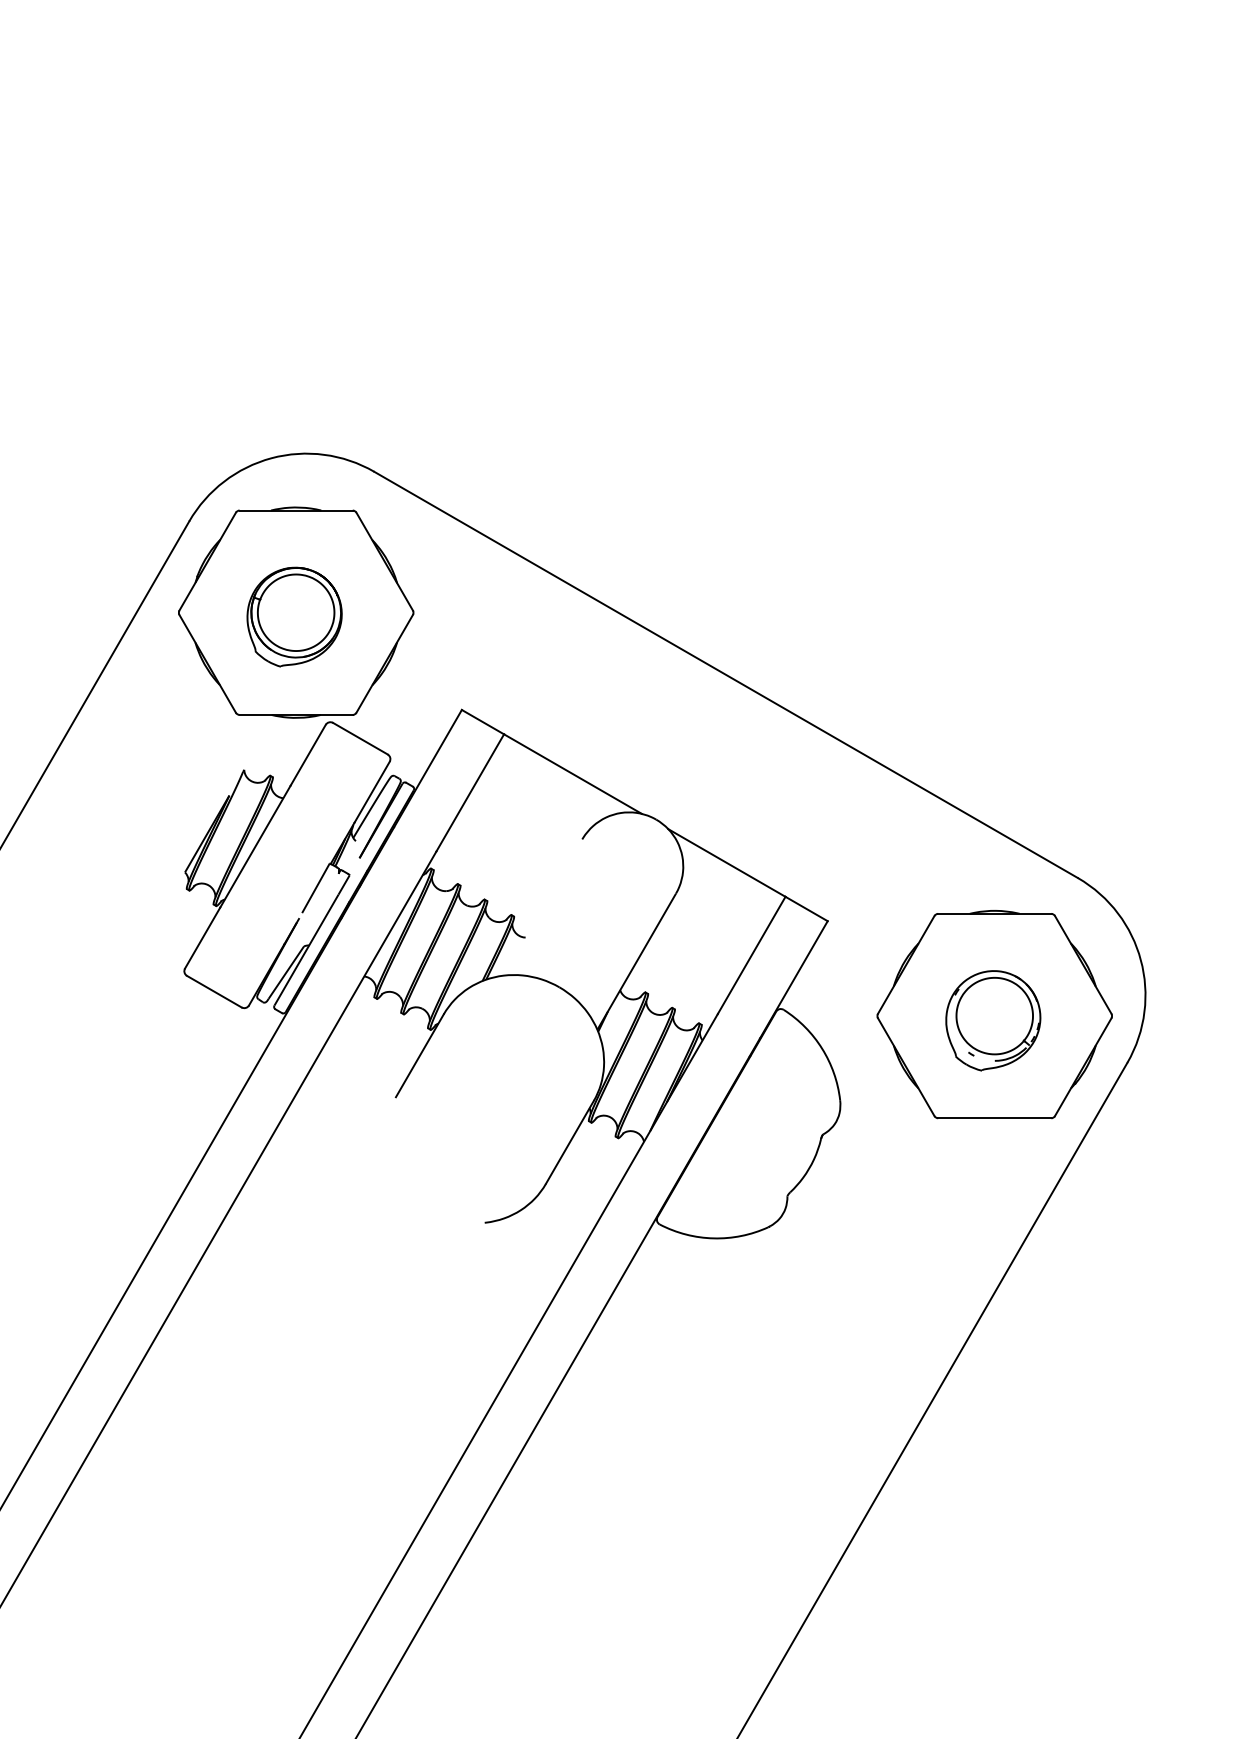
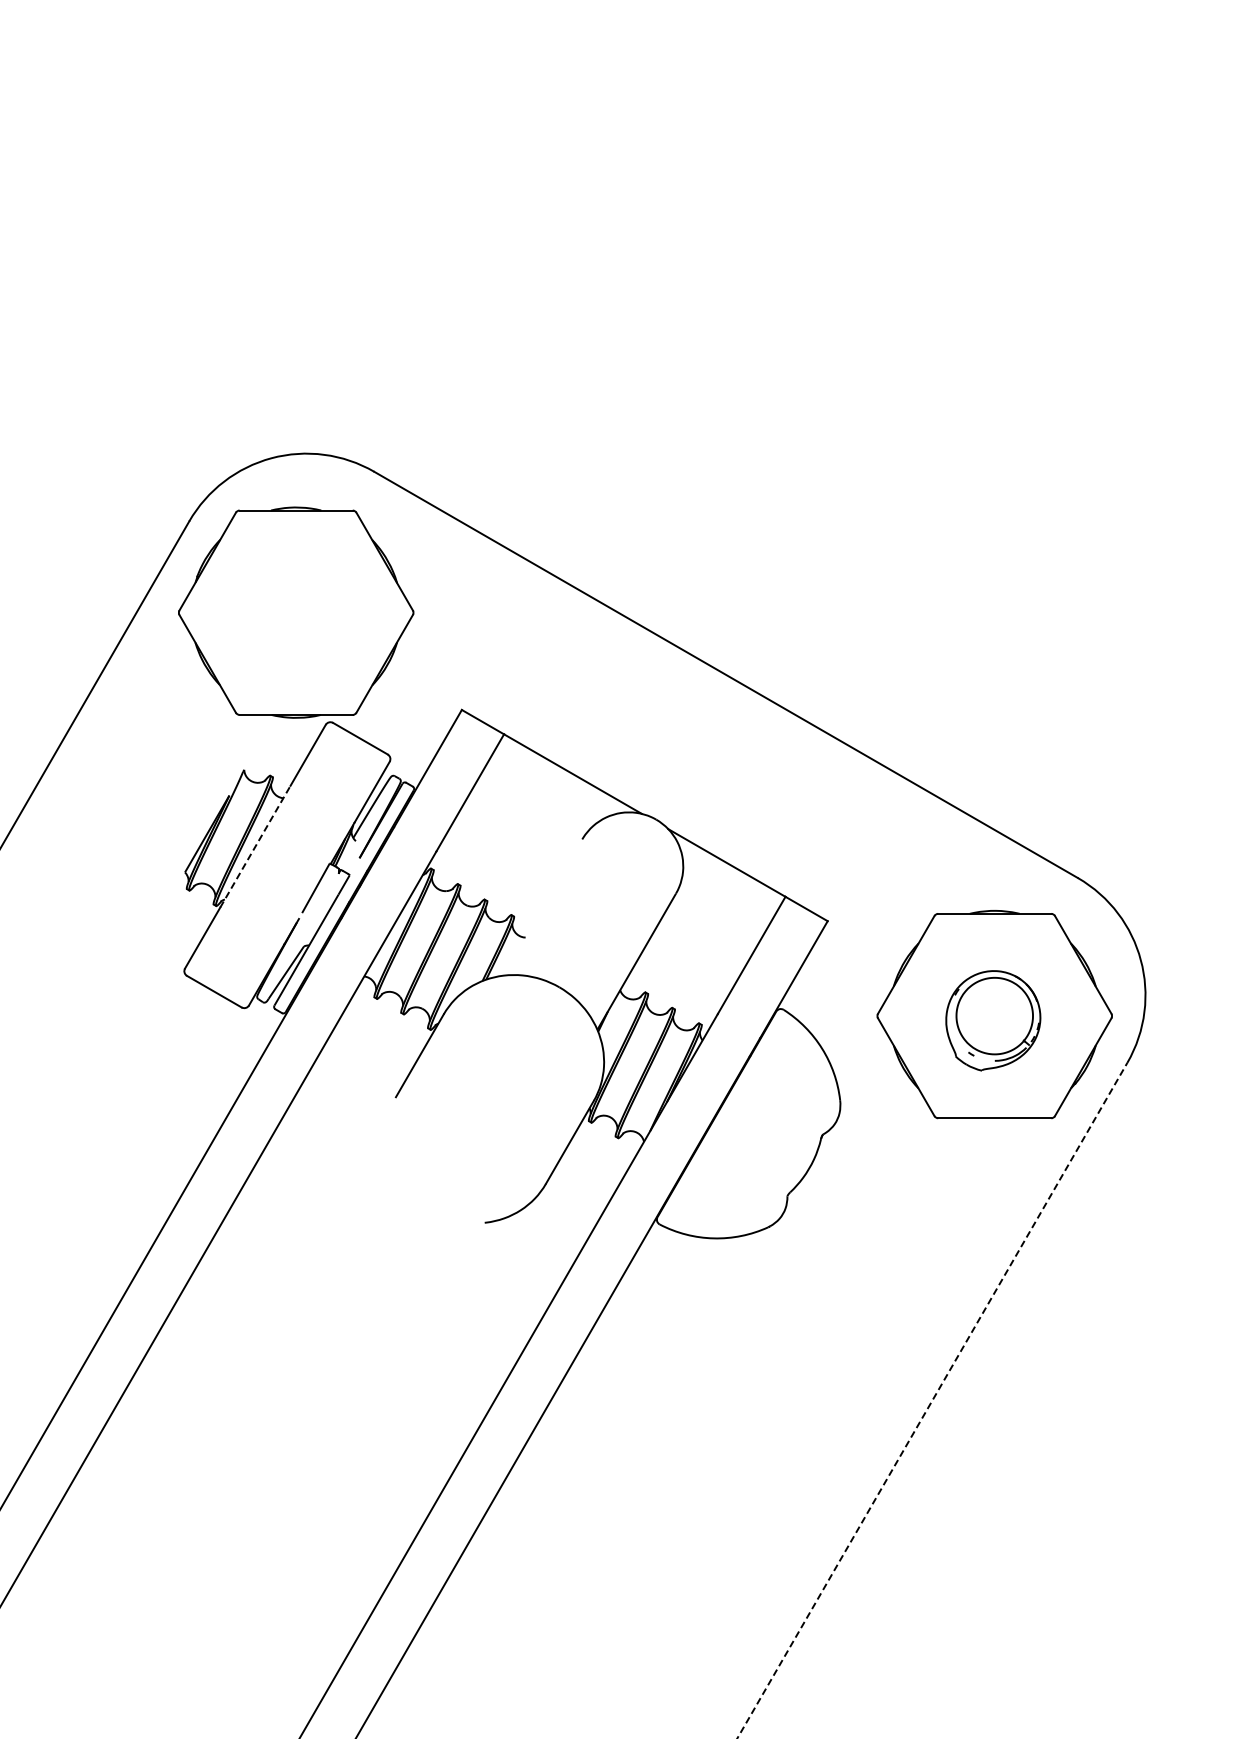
part: present -> none (294, 616)
line: solid -> dashed (255, 846)
line: solid -> dashed (932, 1400)
